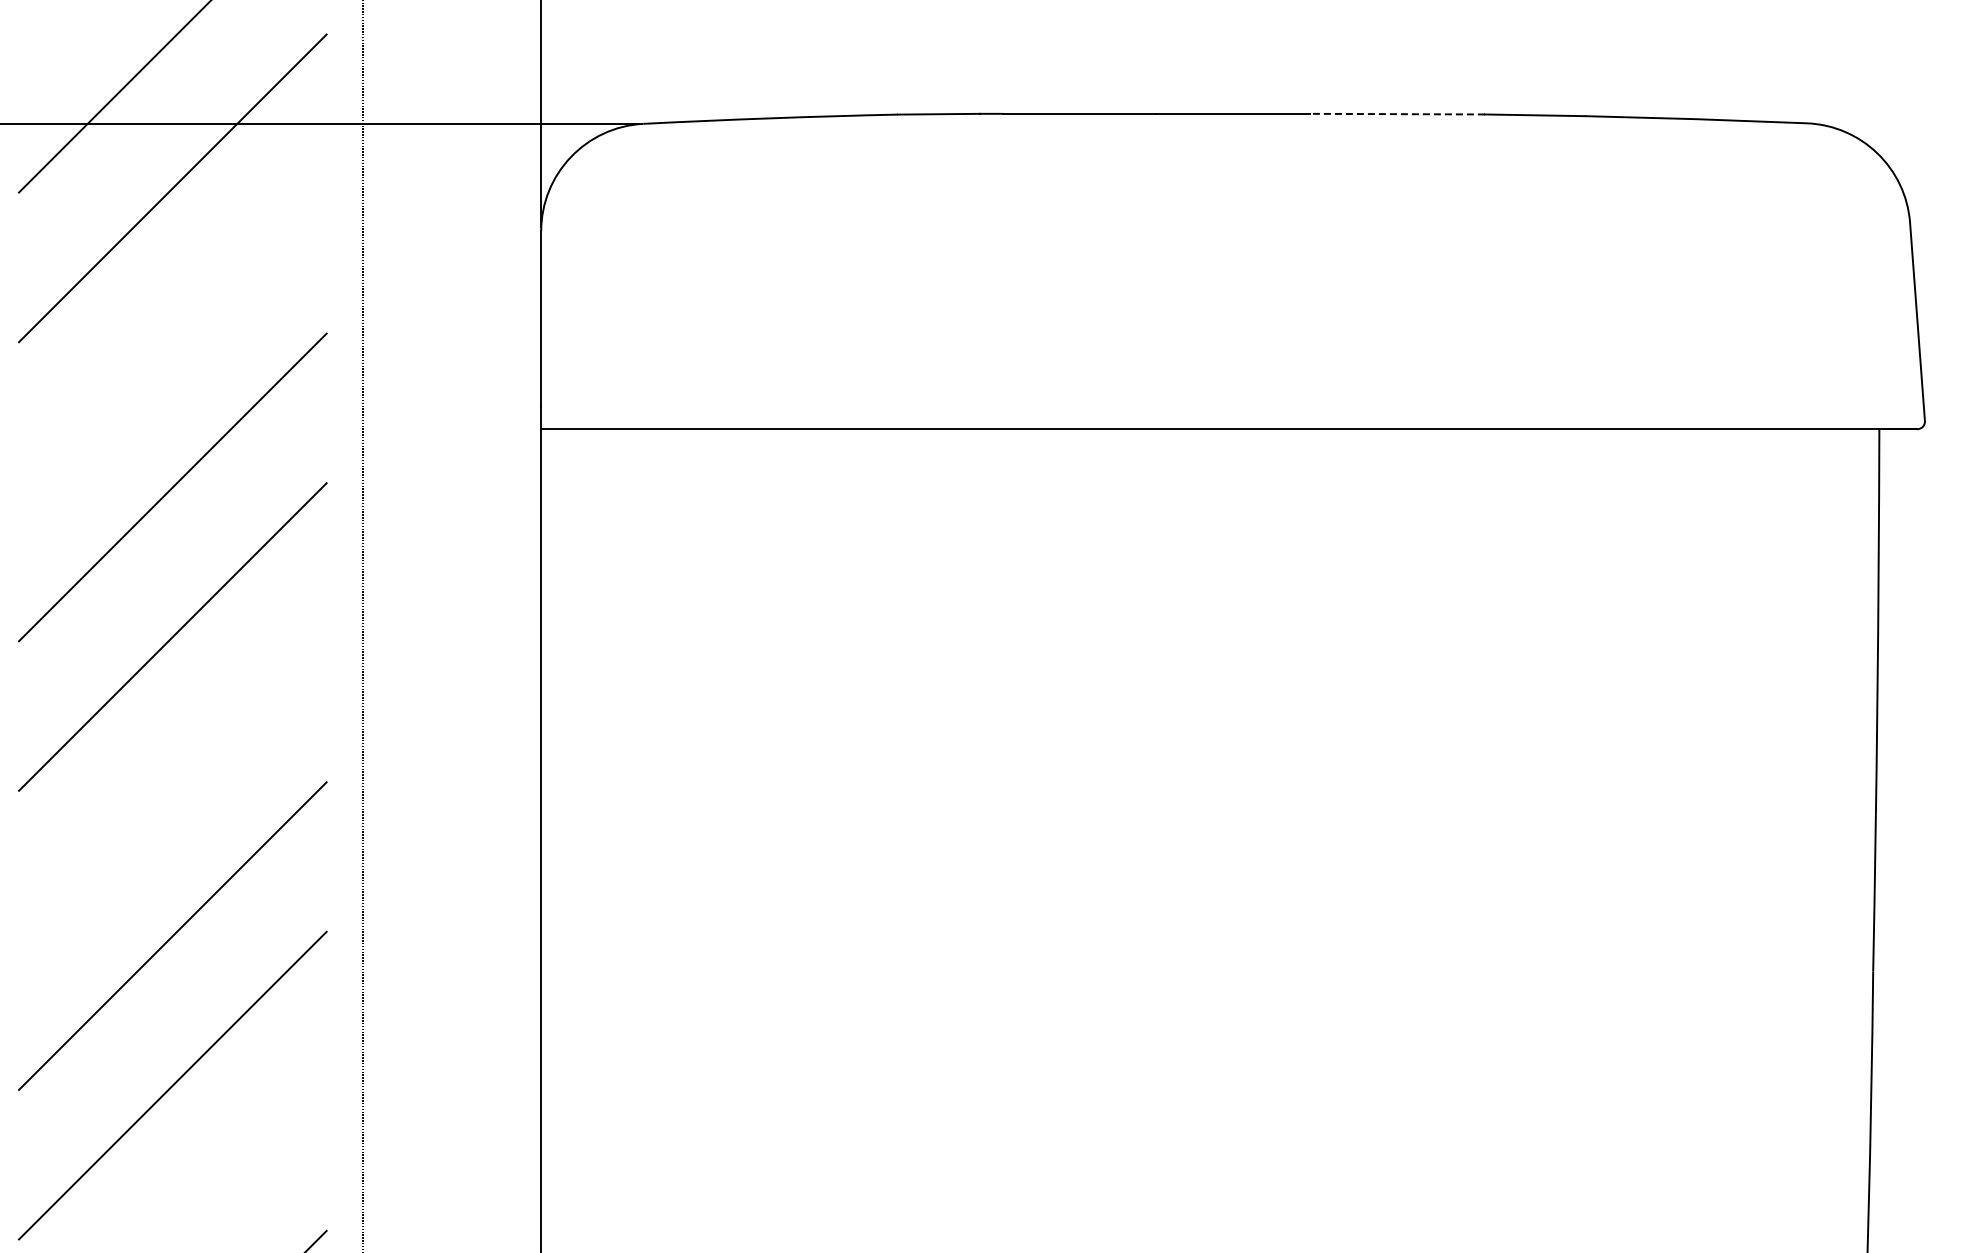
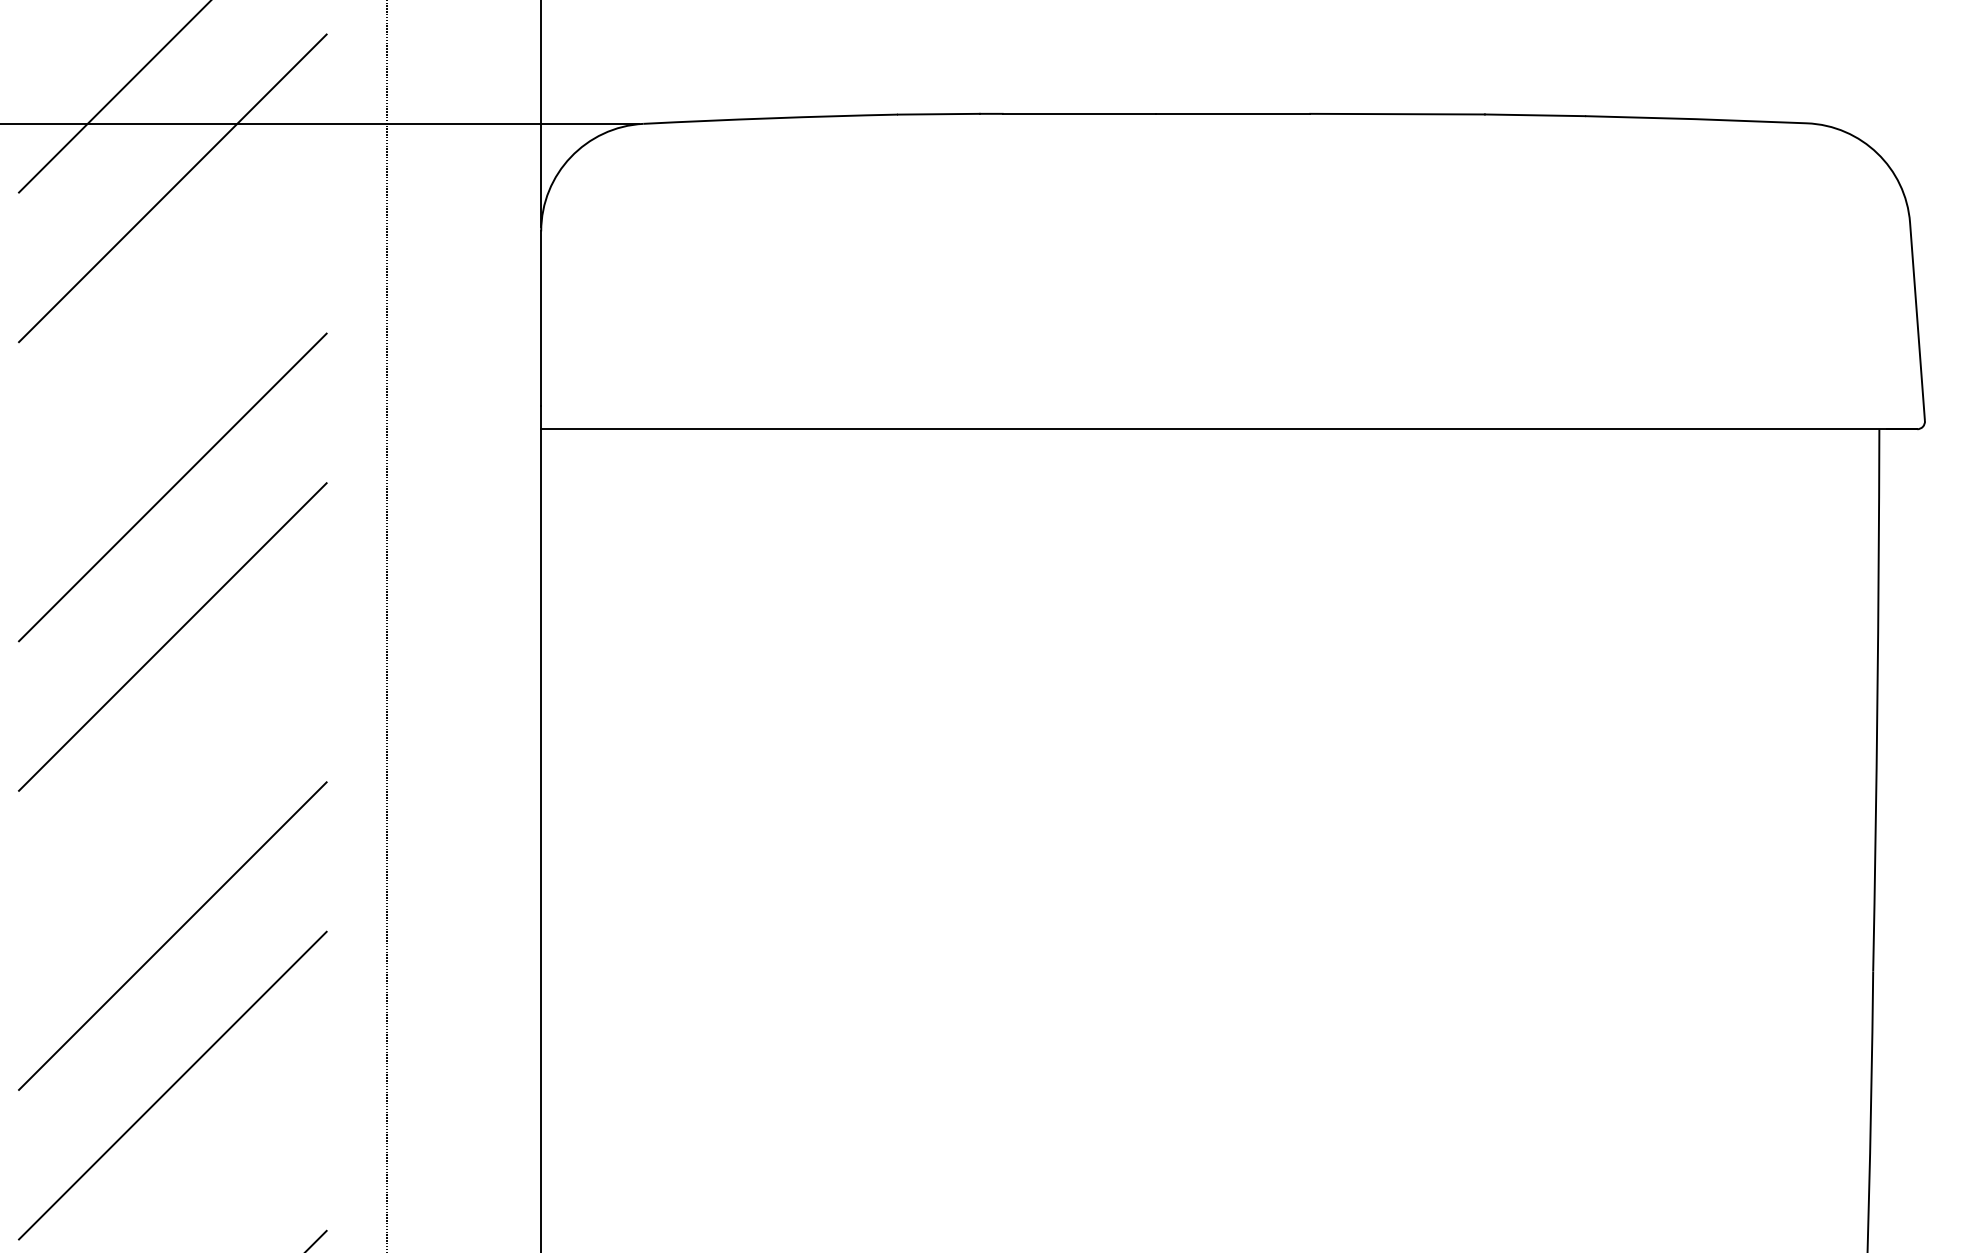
line: dashed -> solid (1397, 114)
line position: (363, 625) -> (387, 625) (387, 625)
